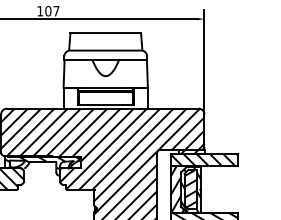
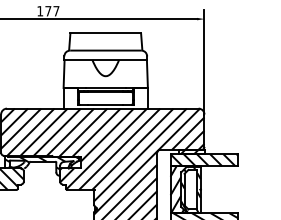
text: 107 -> 177 (48, 11)
hatch: present -> none (190, 188)
